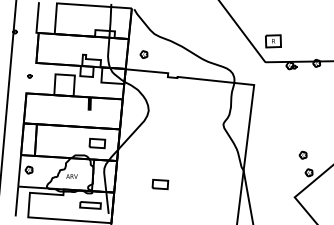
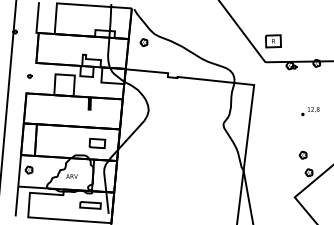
part position: (143, 54) -> (143, 42) (143, 42)
part: none -> present (310, 111)
part: present -> none (160, 184)
